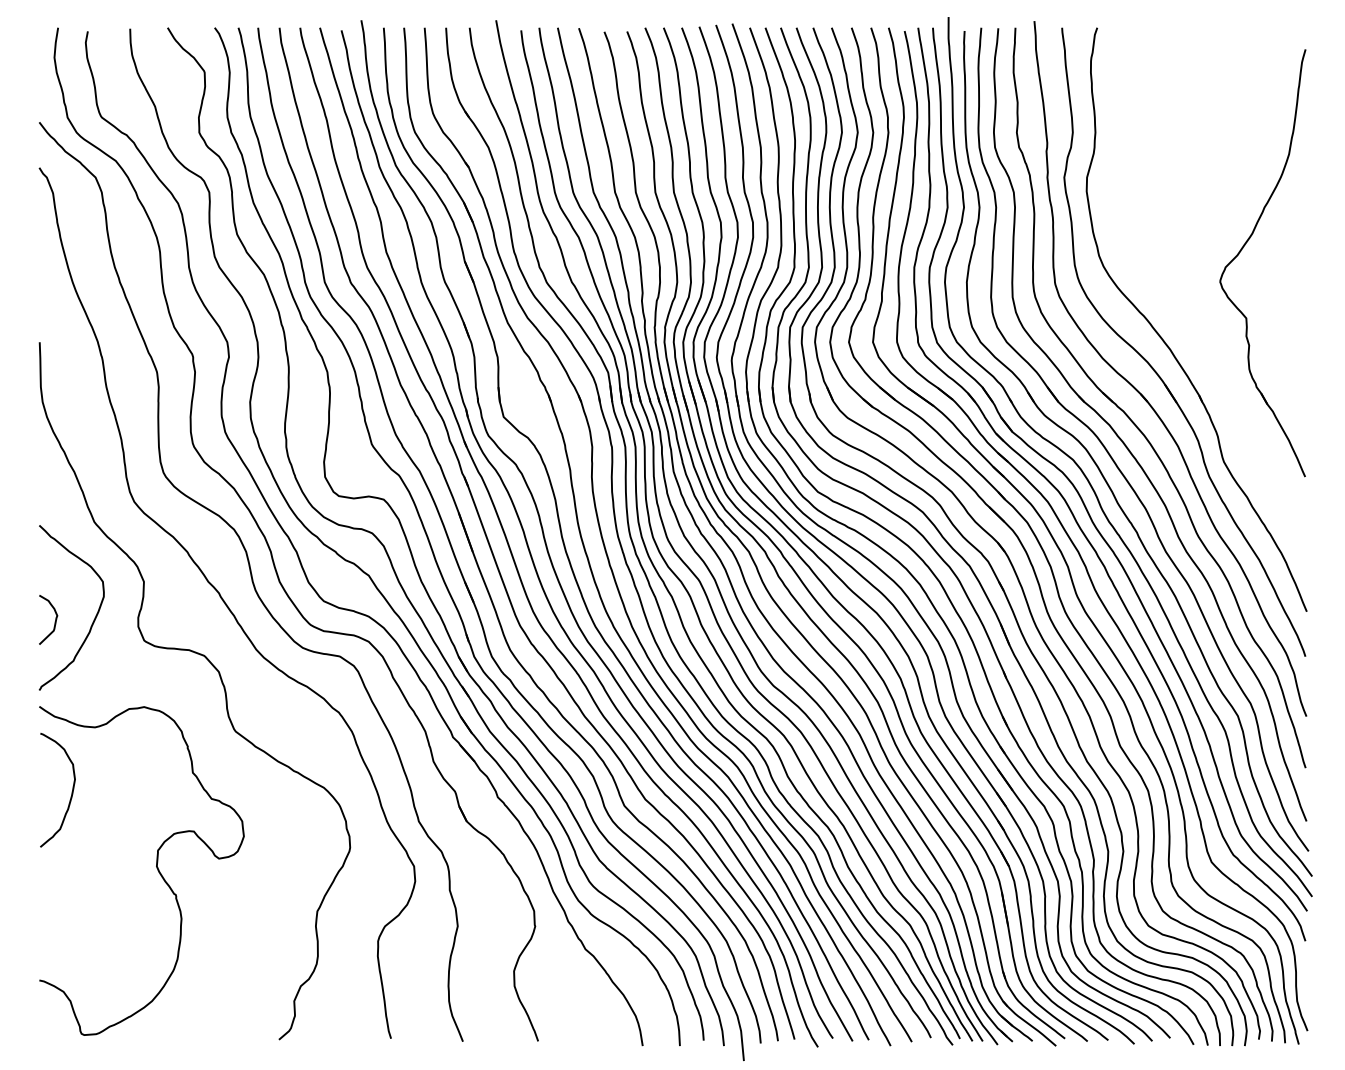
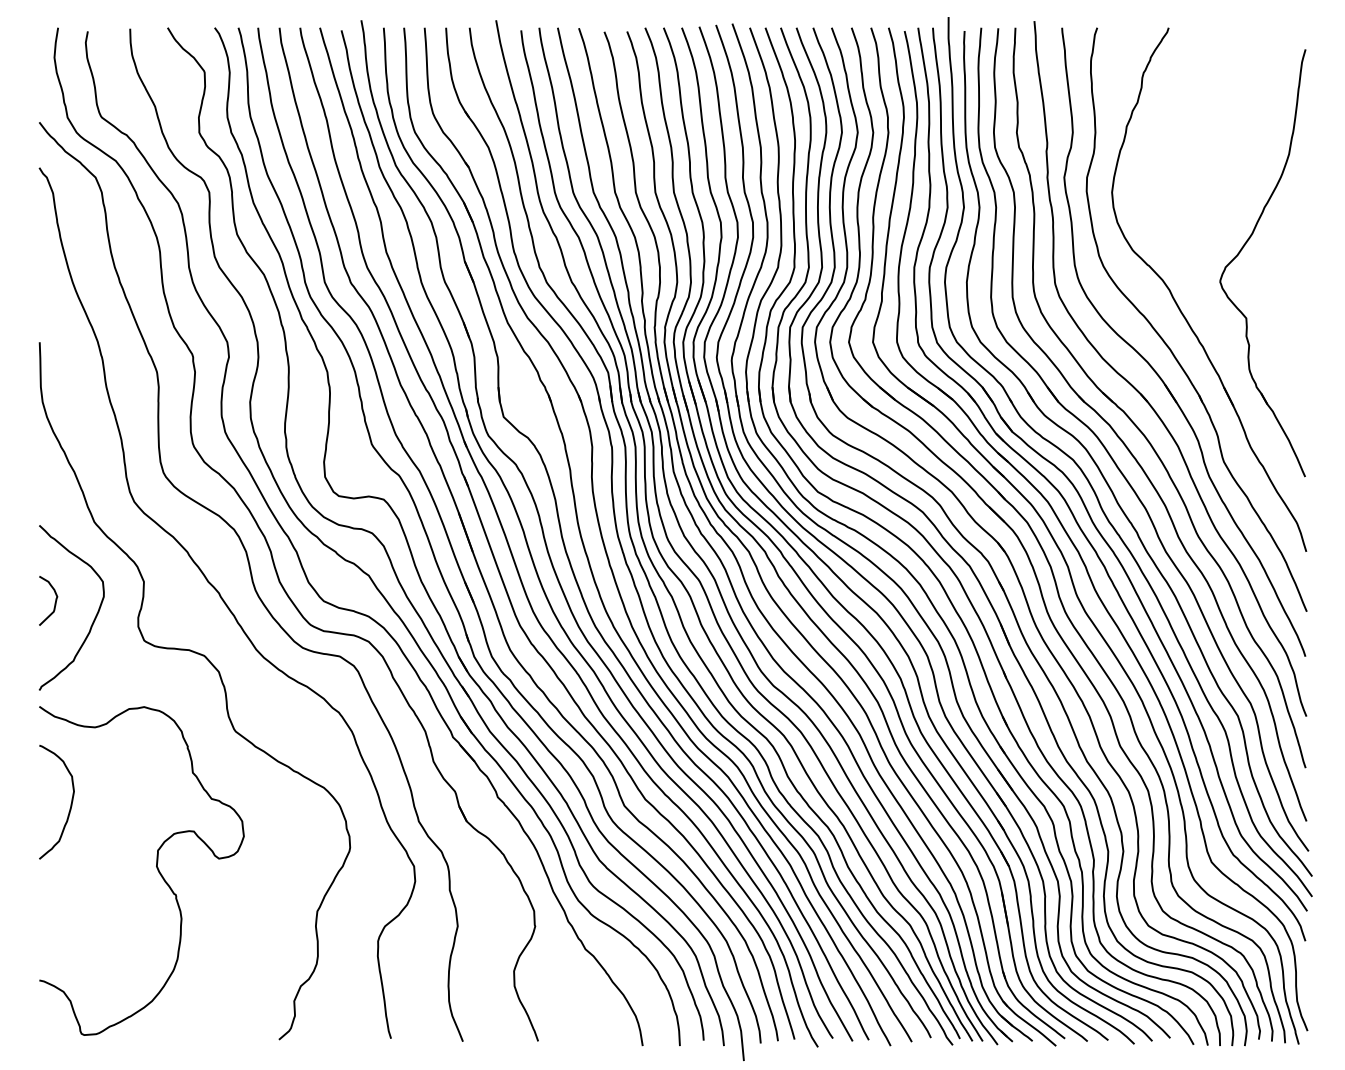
part: none -> present (1179, 306)
curve position: (54, 621) -> (54, 602) (54, 602)
curve position: (71, 791) -> (70, 803) (70, 803)
